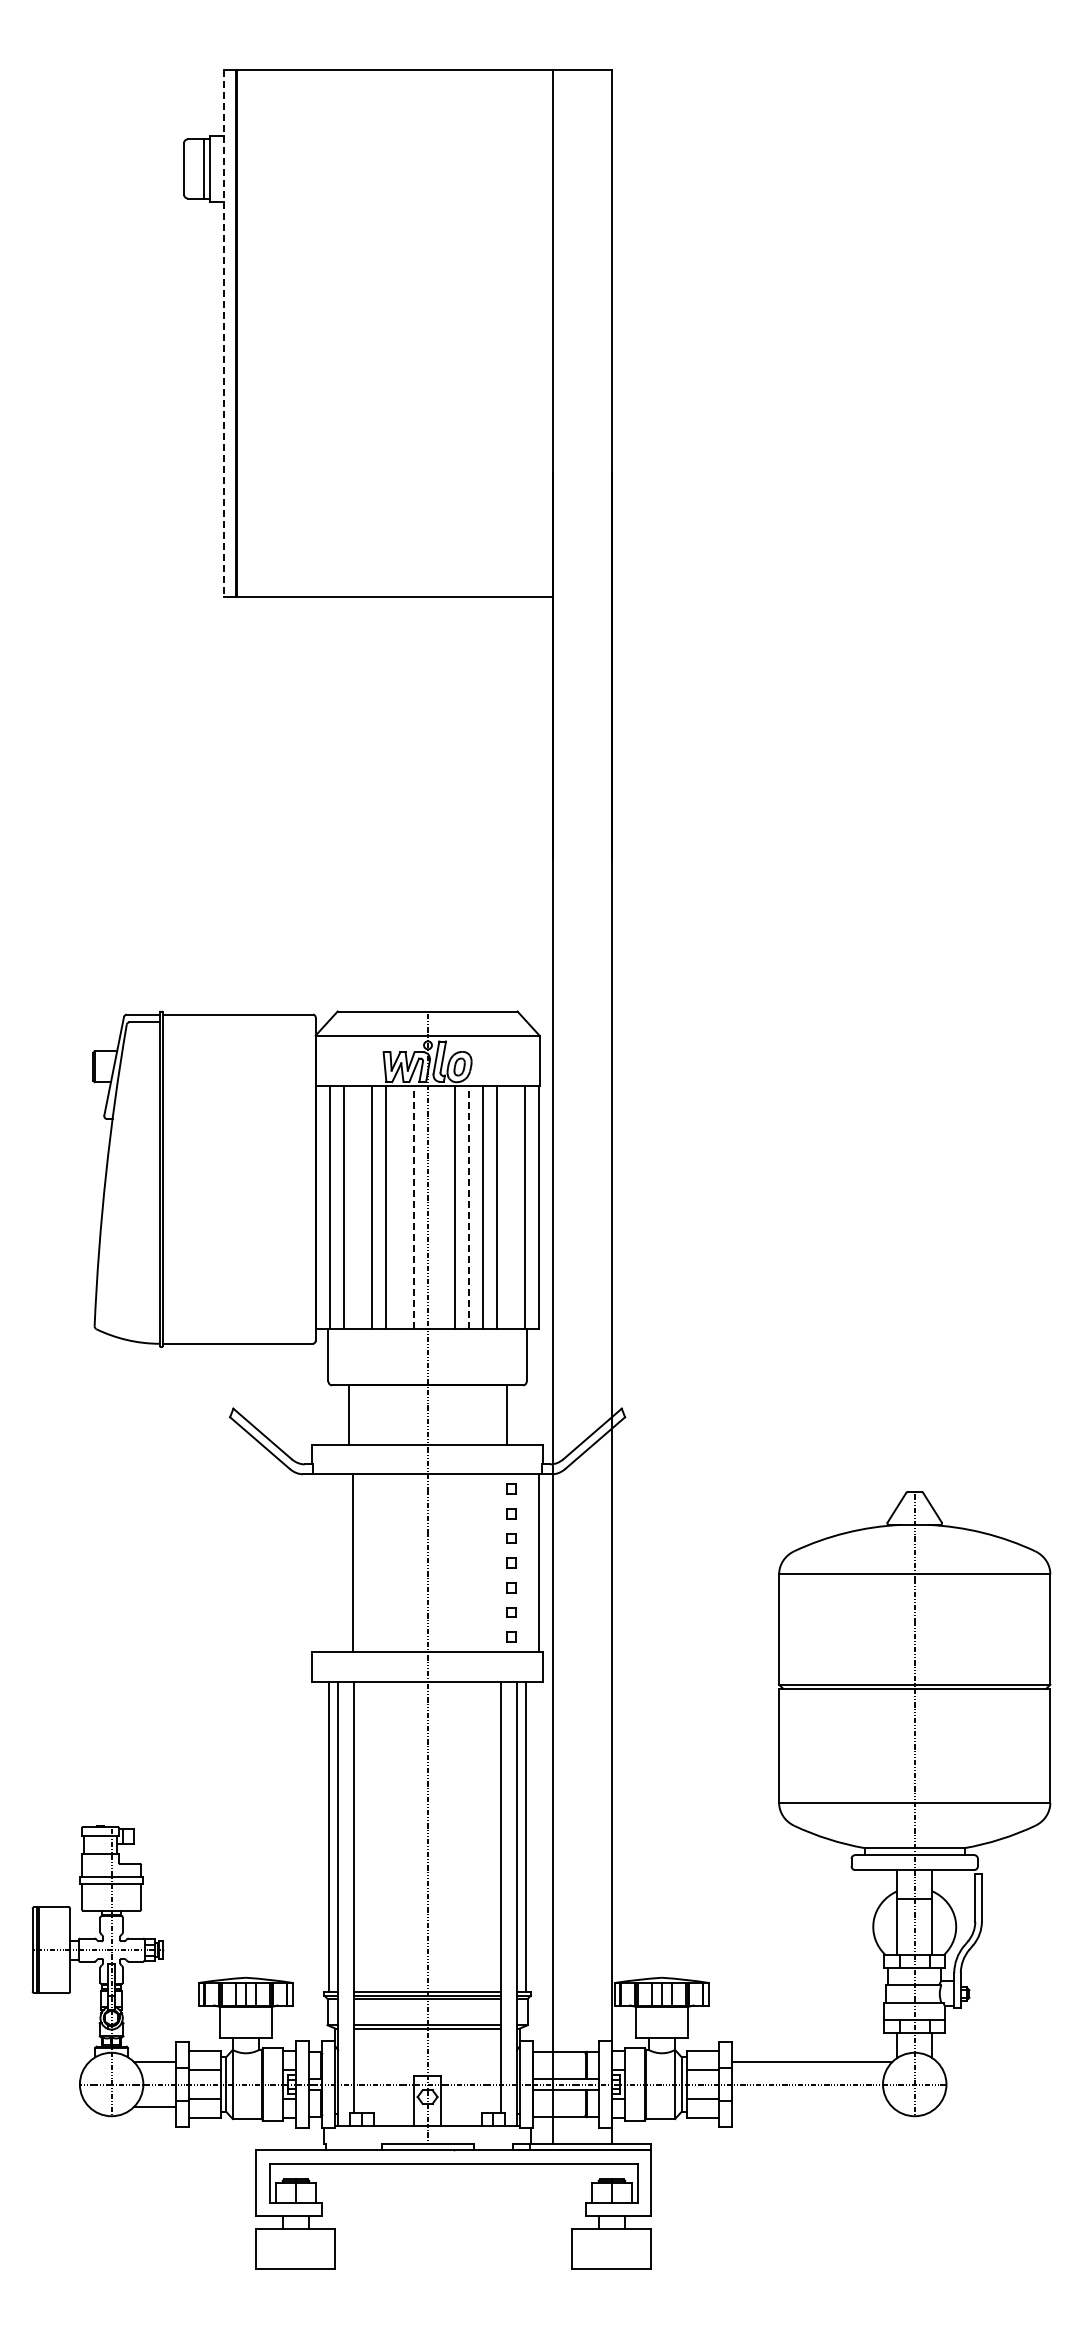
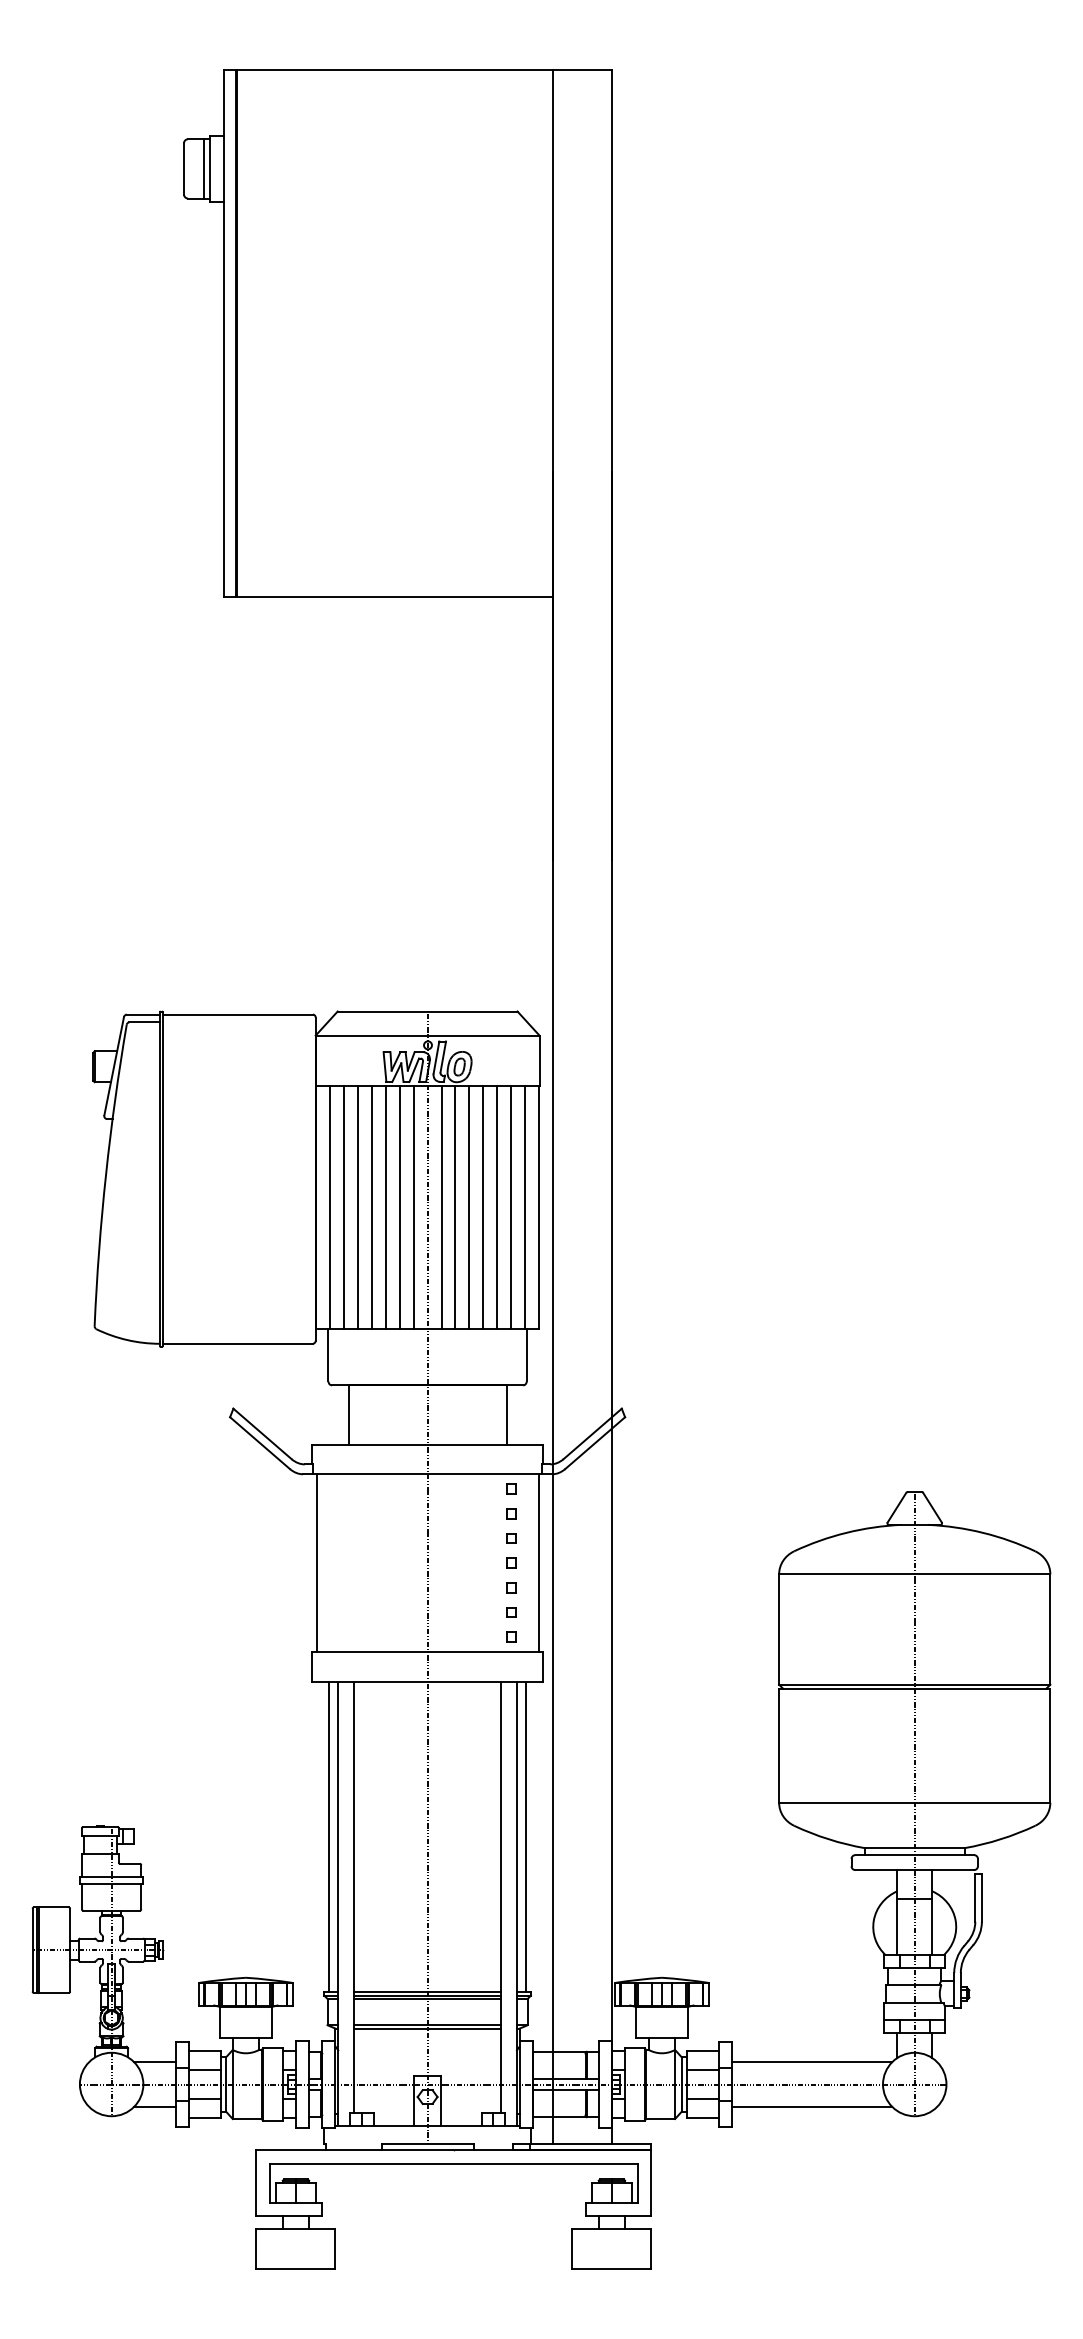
line: dashed -> solid (223, 333)
line: none -> present (358, 1207)
line: none -> present (399, 1207)
line: dashed -> solid (413, 1207)
line: none -> present (441, 1207)
line: dashed -> solid (469, 1207)
line: none -> present (510, 1207)
line position: (352, 1563) -> (316, 1563) (316, 1563)
line: none -> present (811, 2106)
